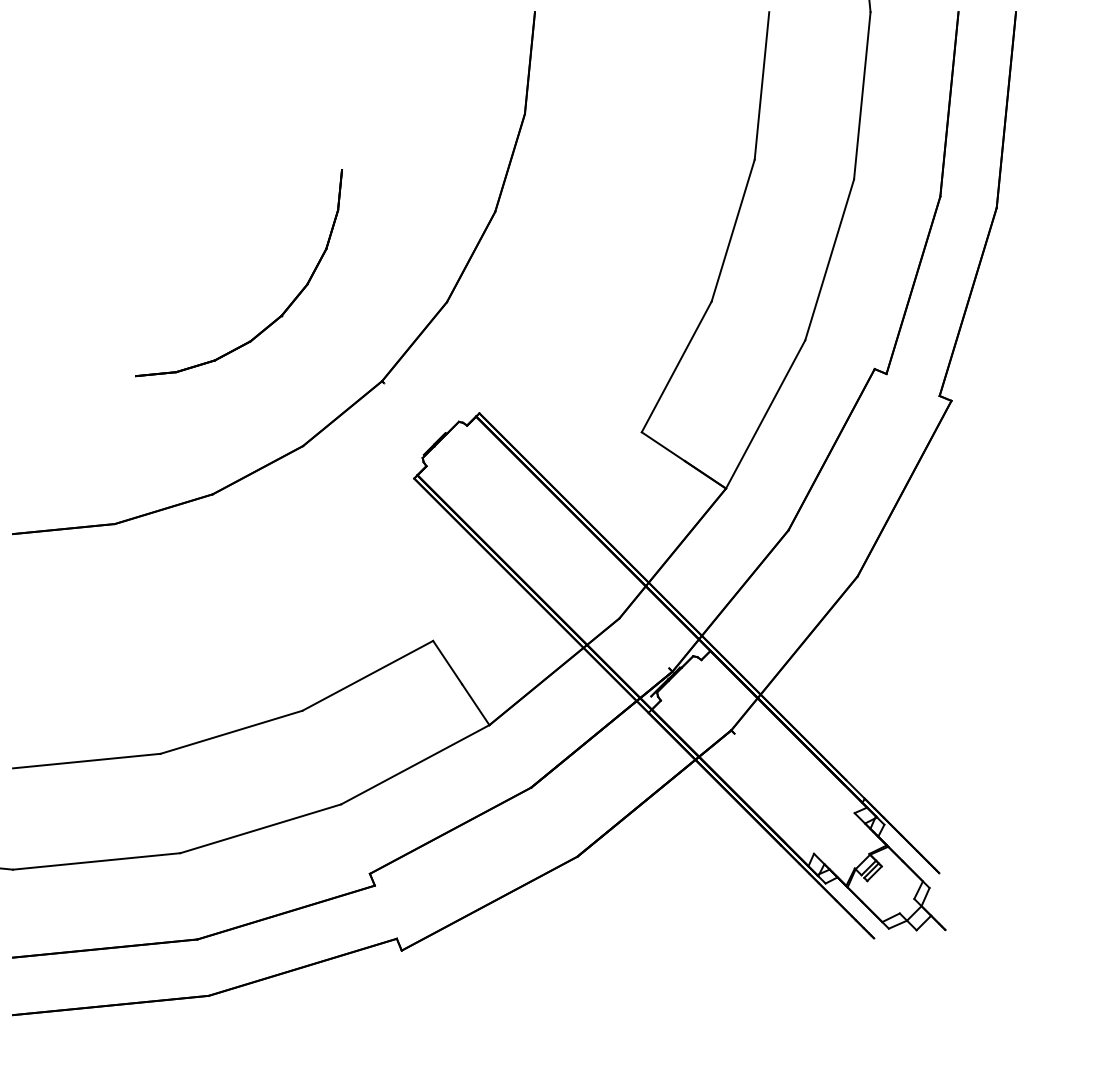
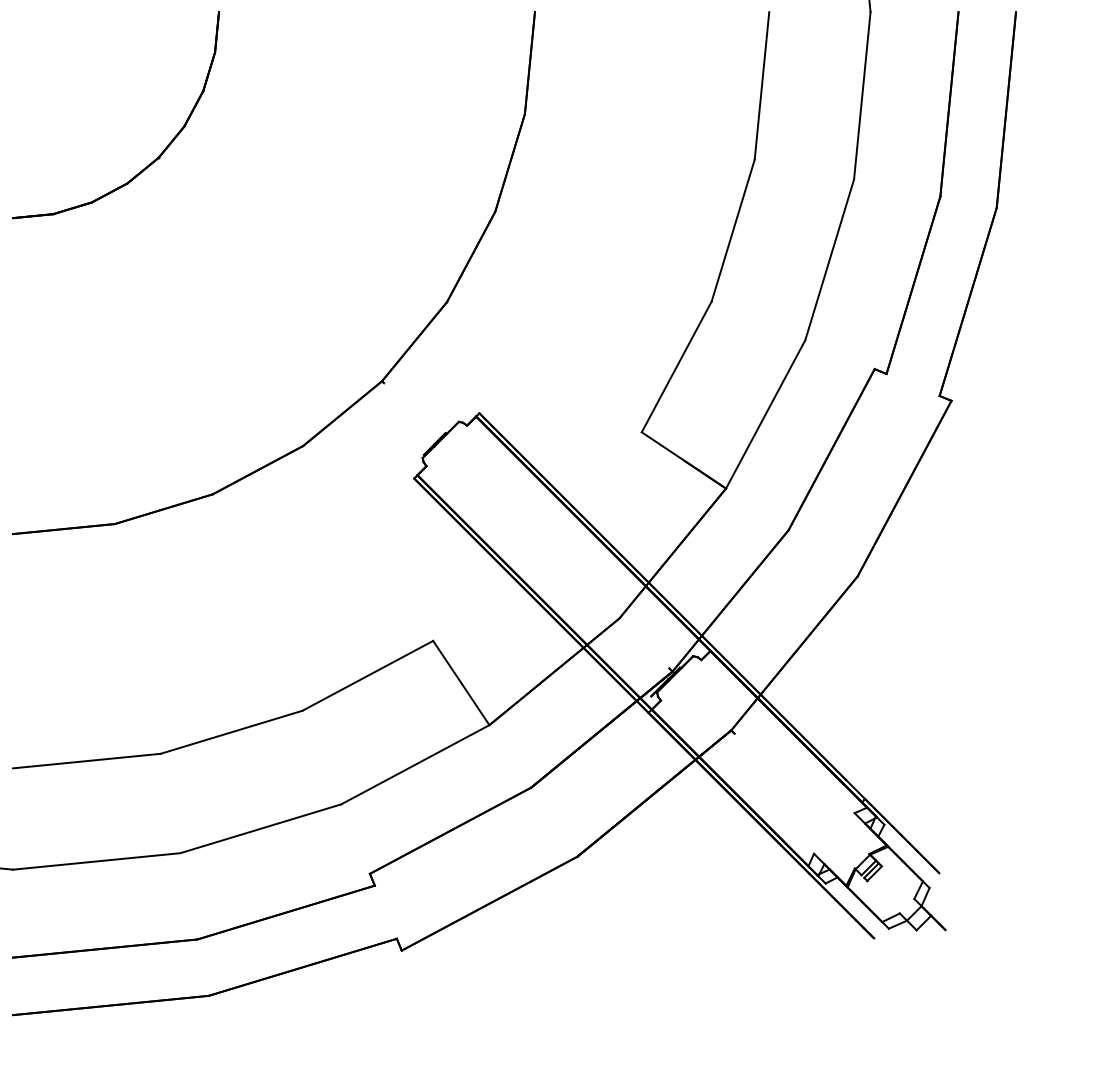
part position: (277, 317) -> (154, 159) (154, 159)
